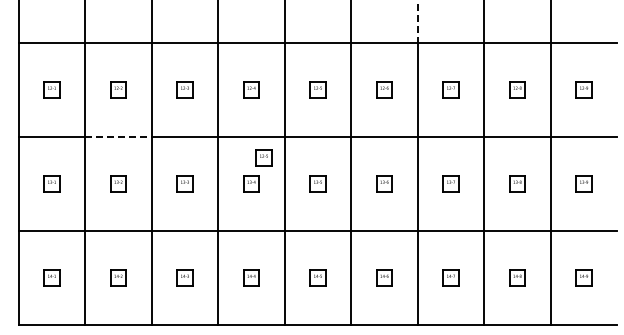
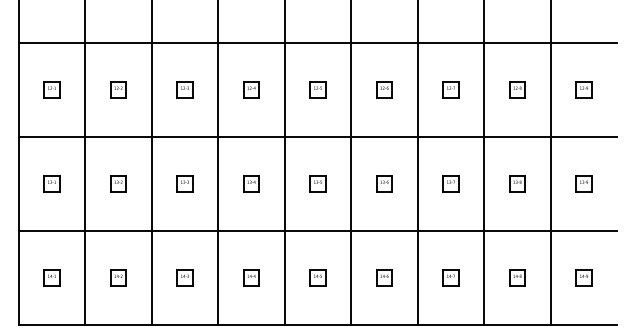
line: dashed -> solid (417, 21)
line: dashed -> solid (118, 136)
part: present -> none (263, 157)
